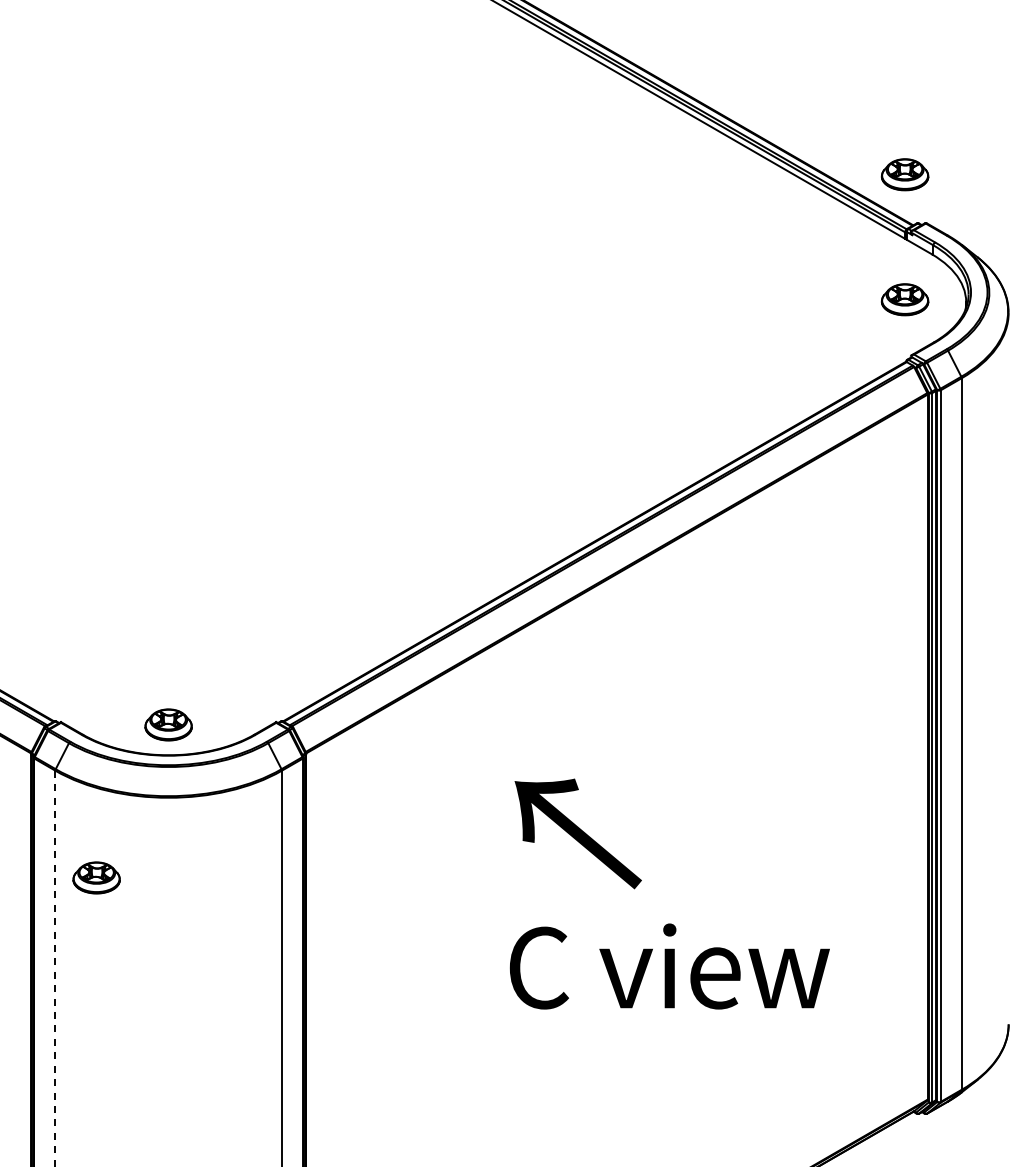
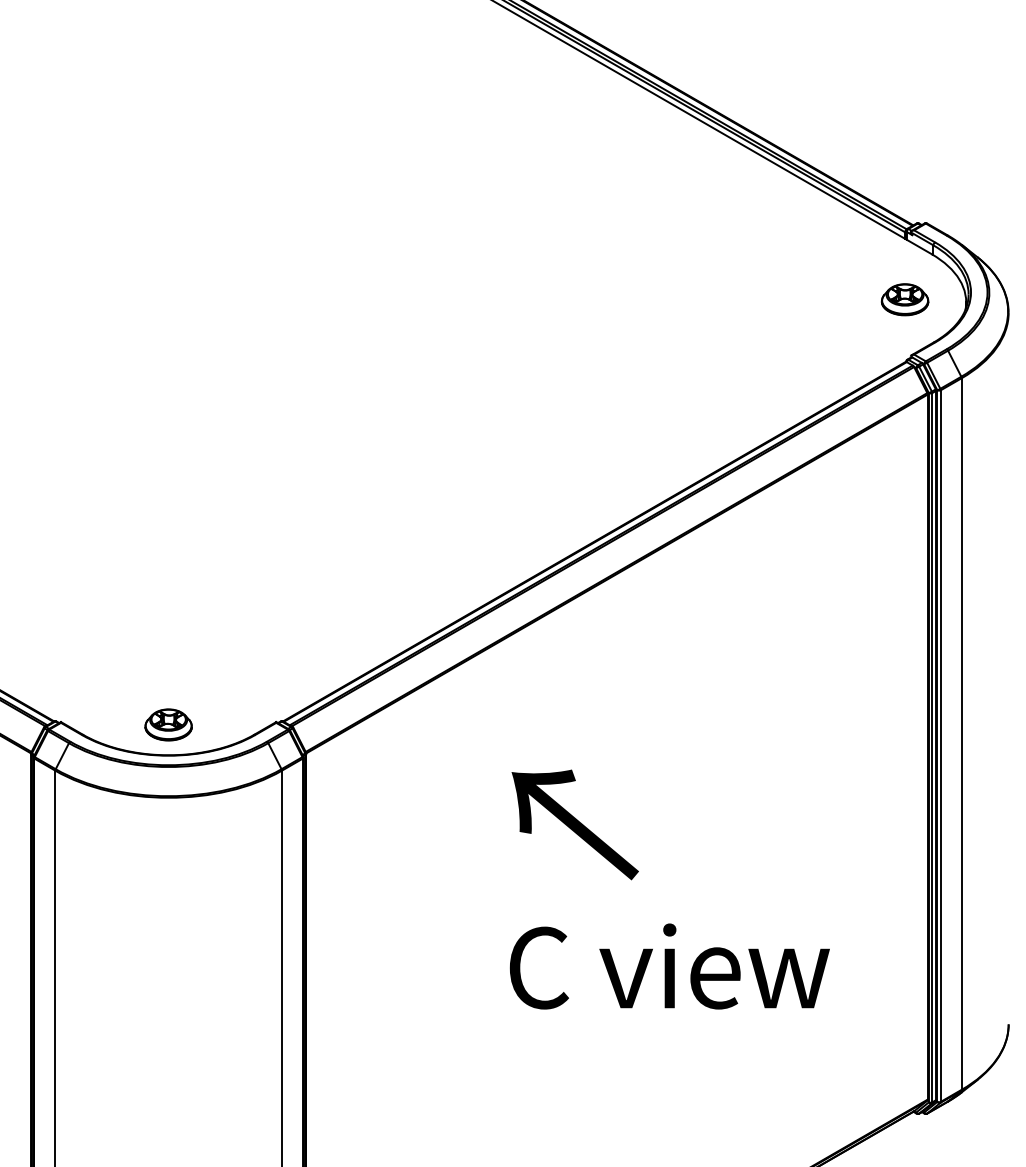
part: present -> none (904, 174)
text position: (577, 833) -> (574, 824) (574, 824)
part: present -> none (96, 877)
line: dashed -> solid (55, 968)
